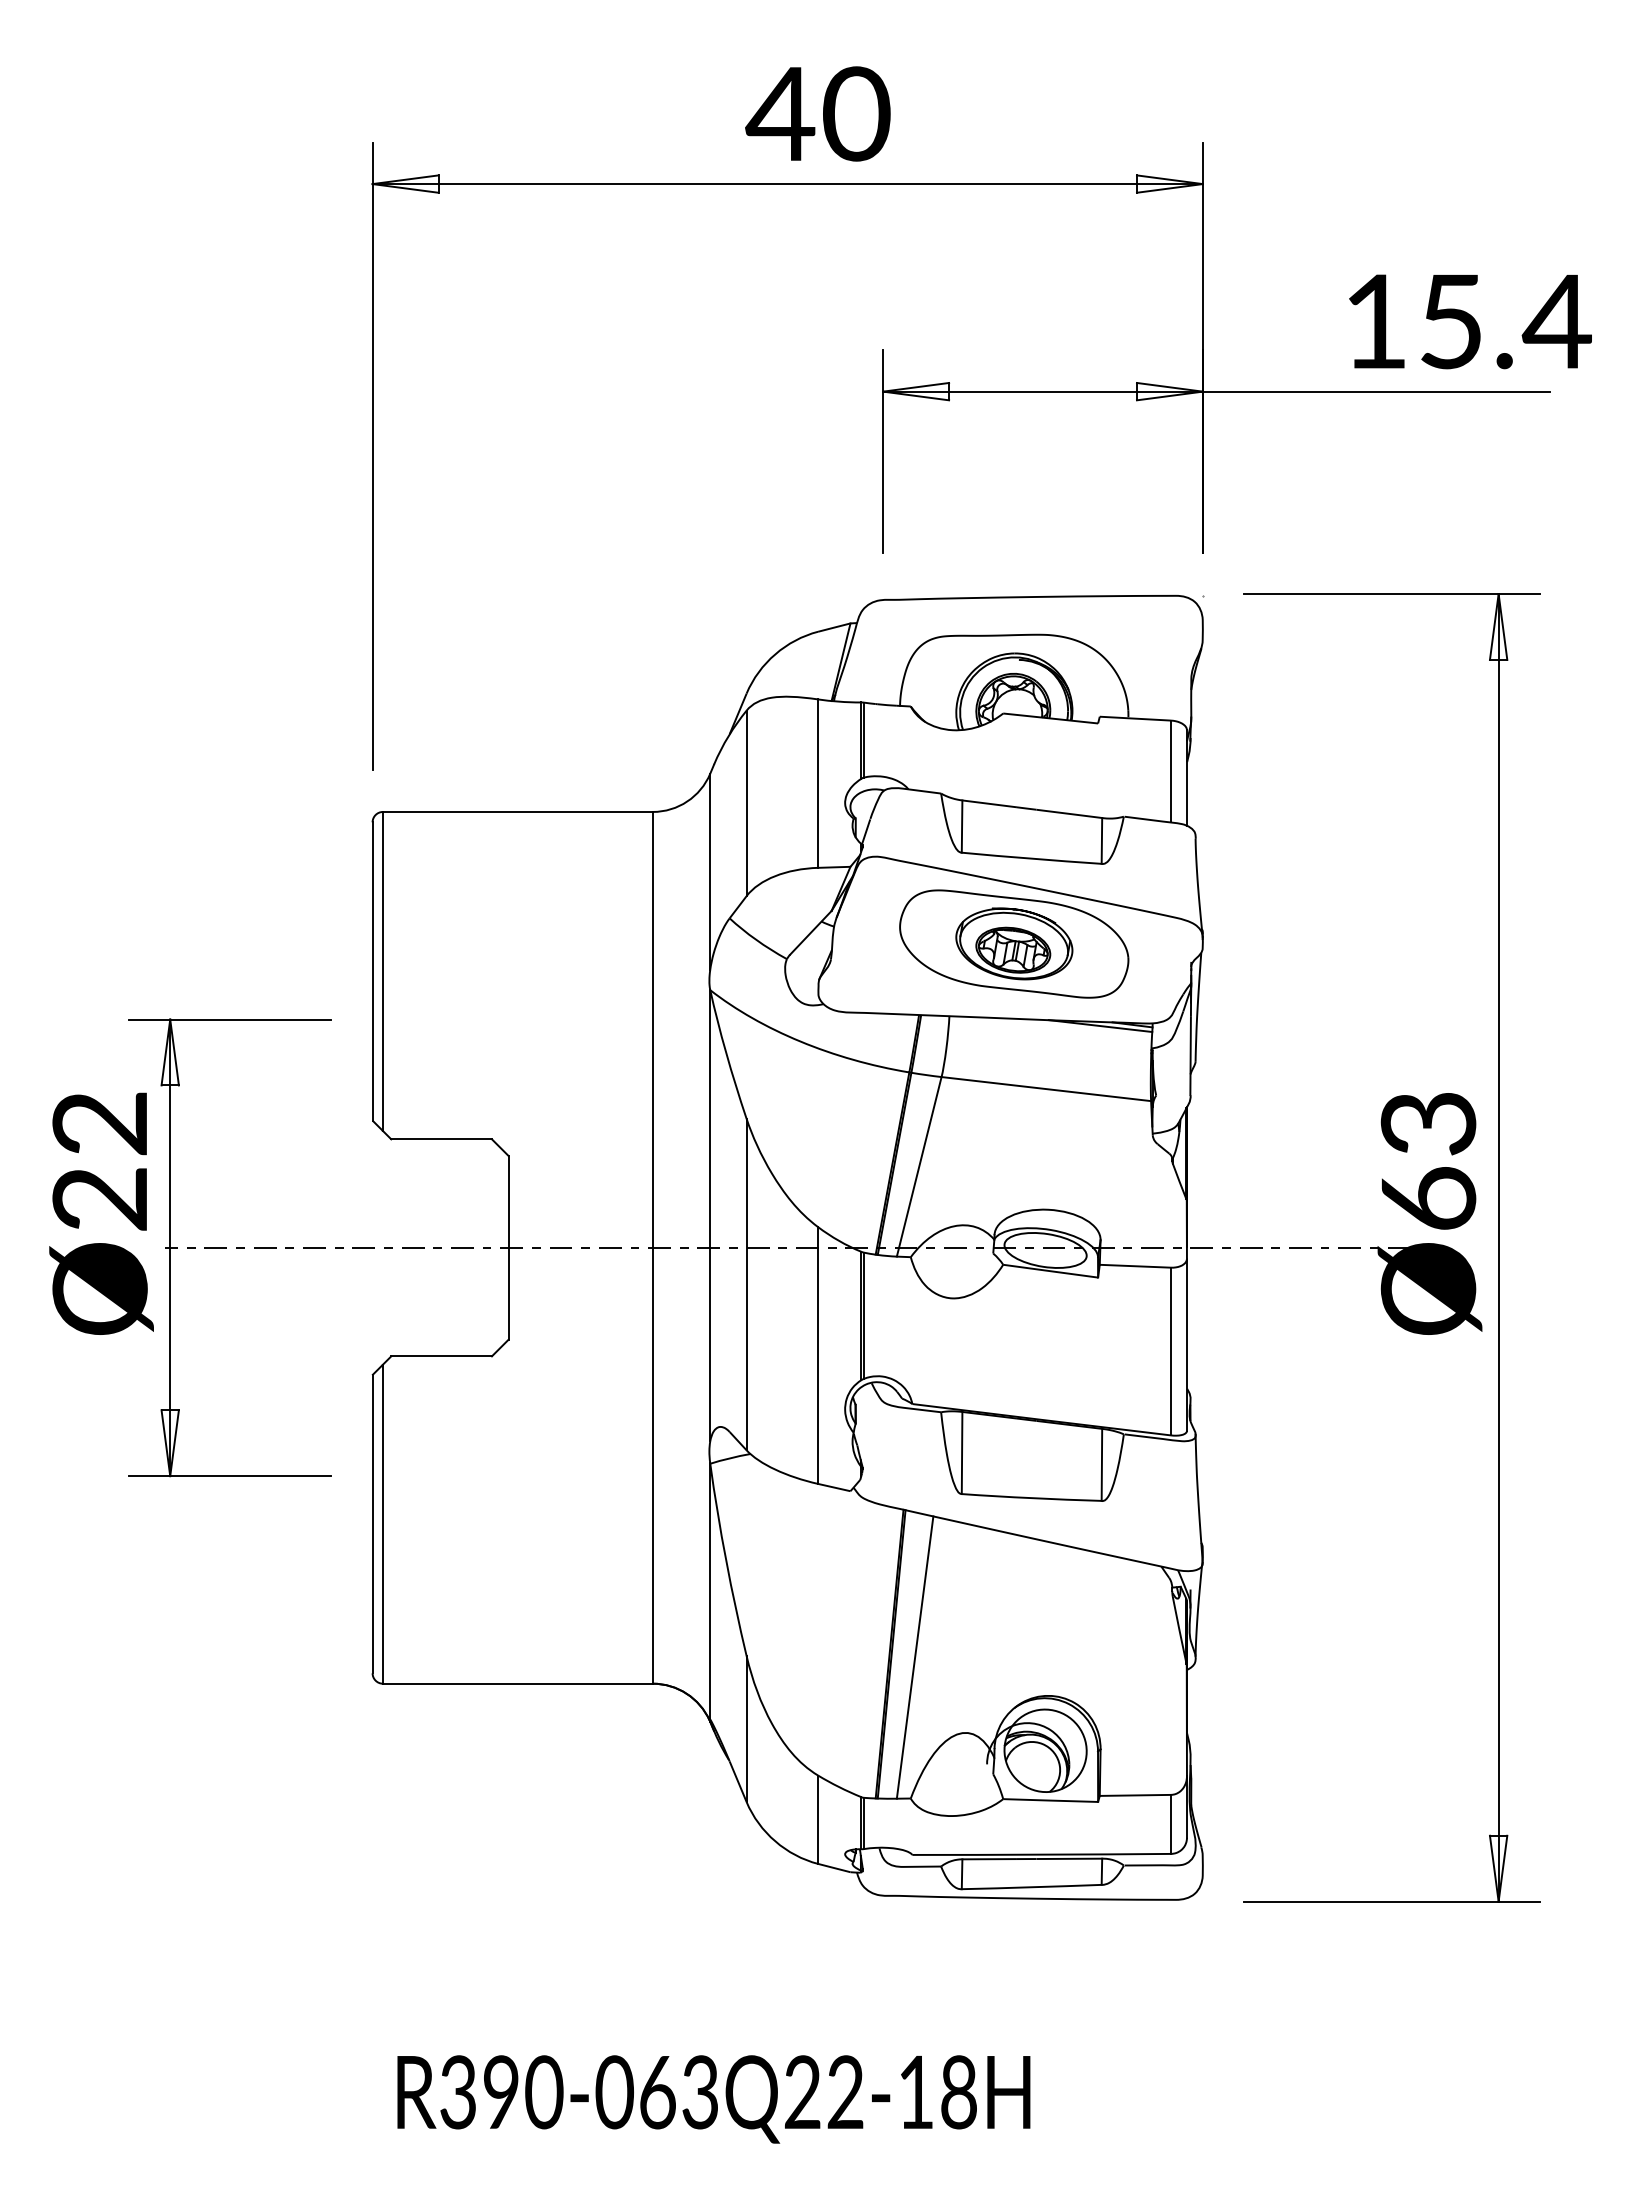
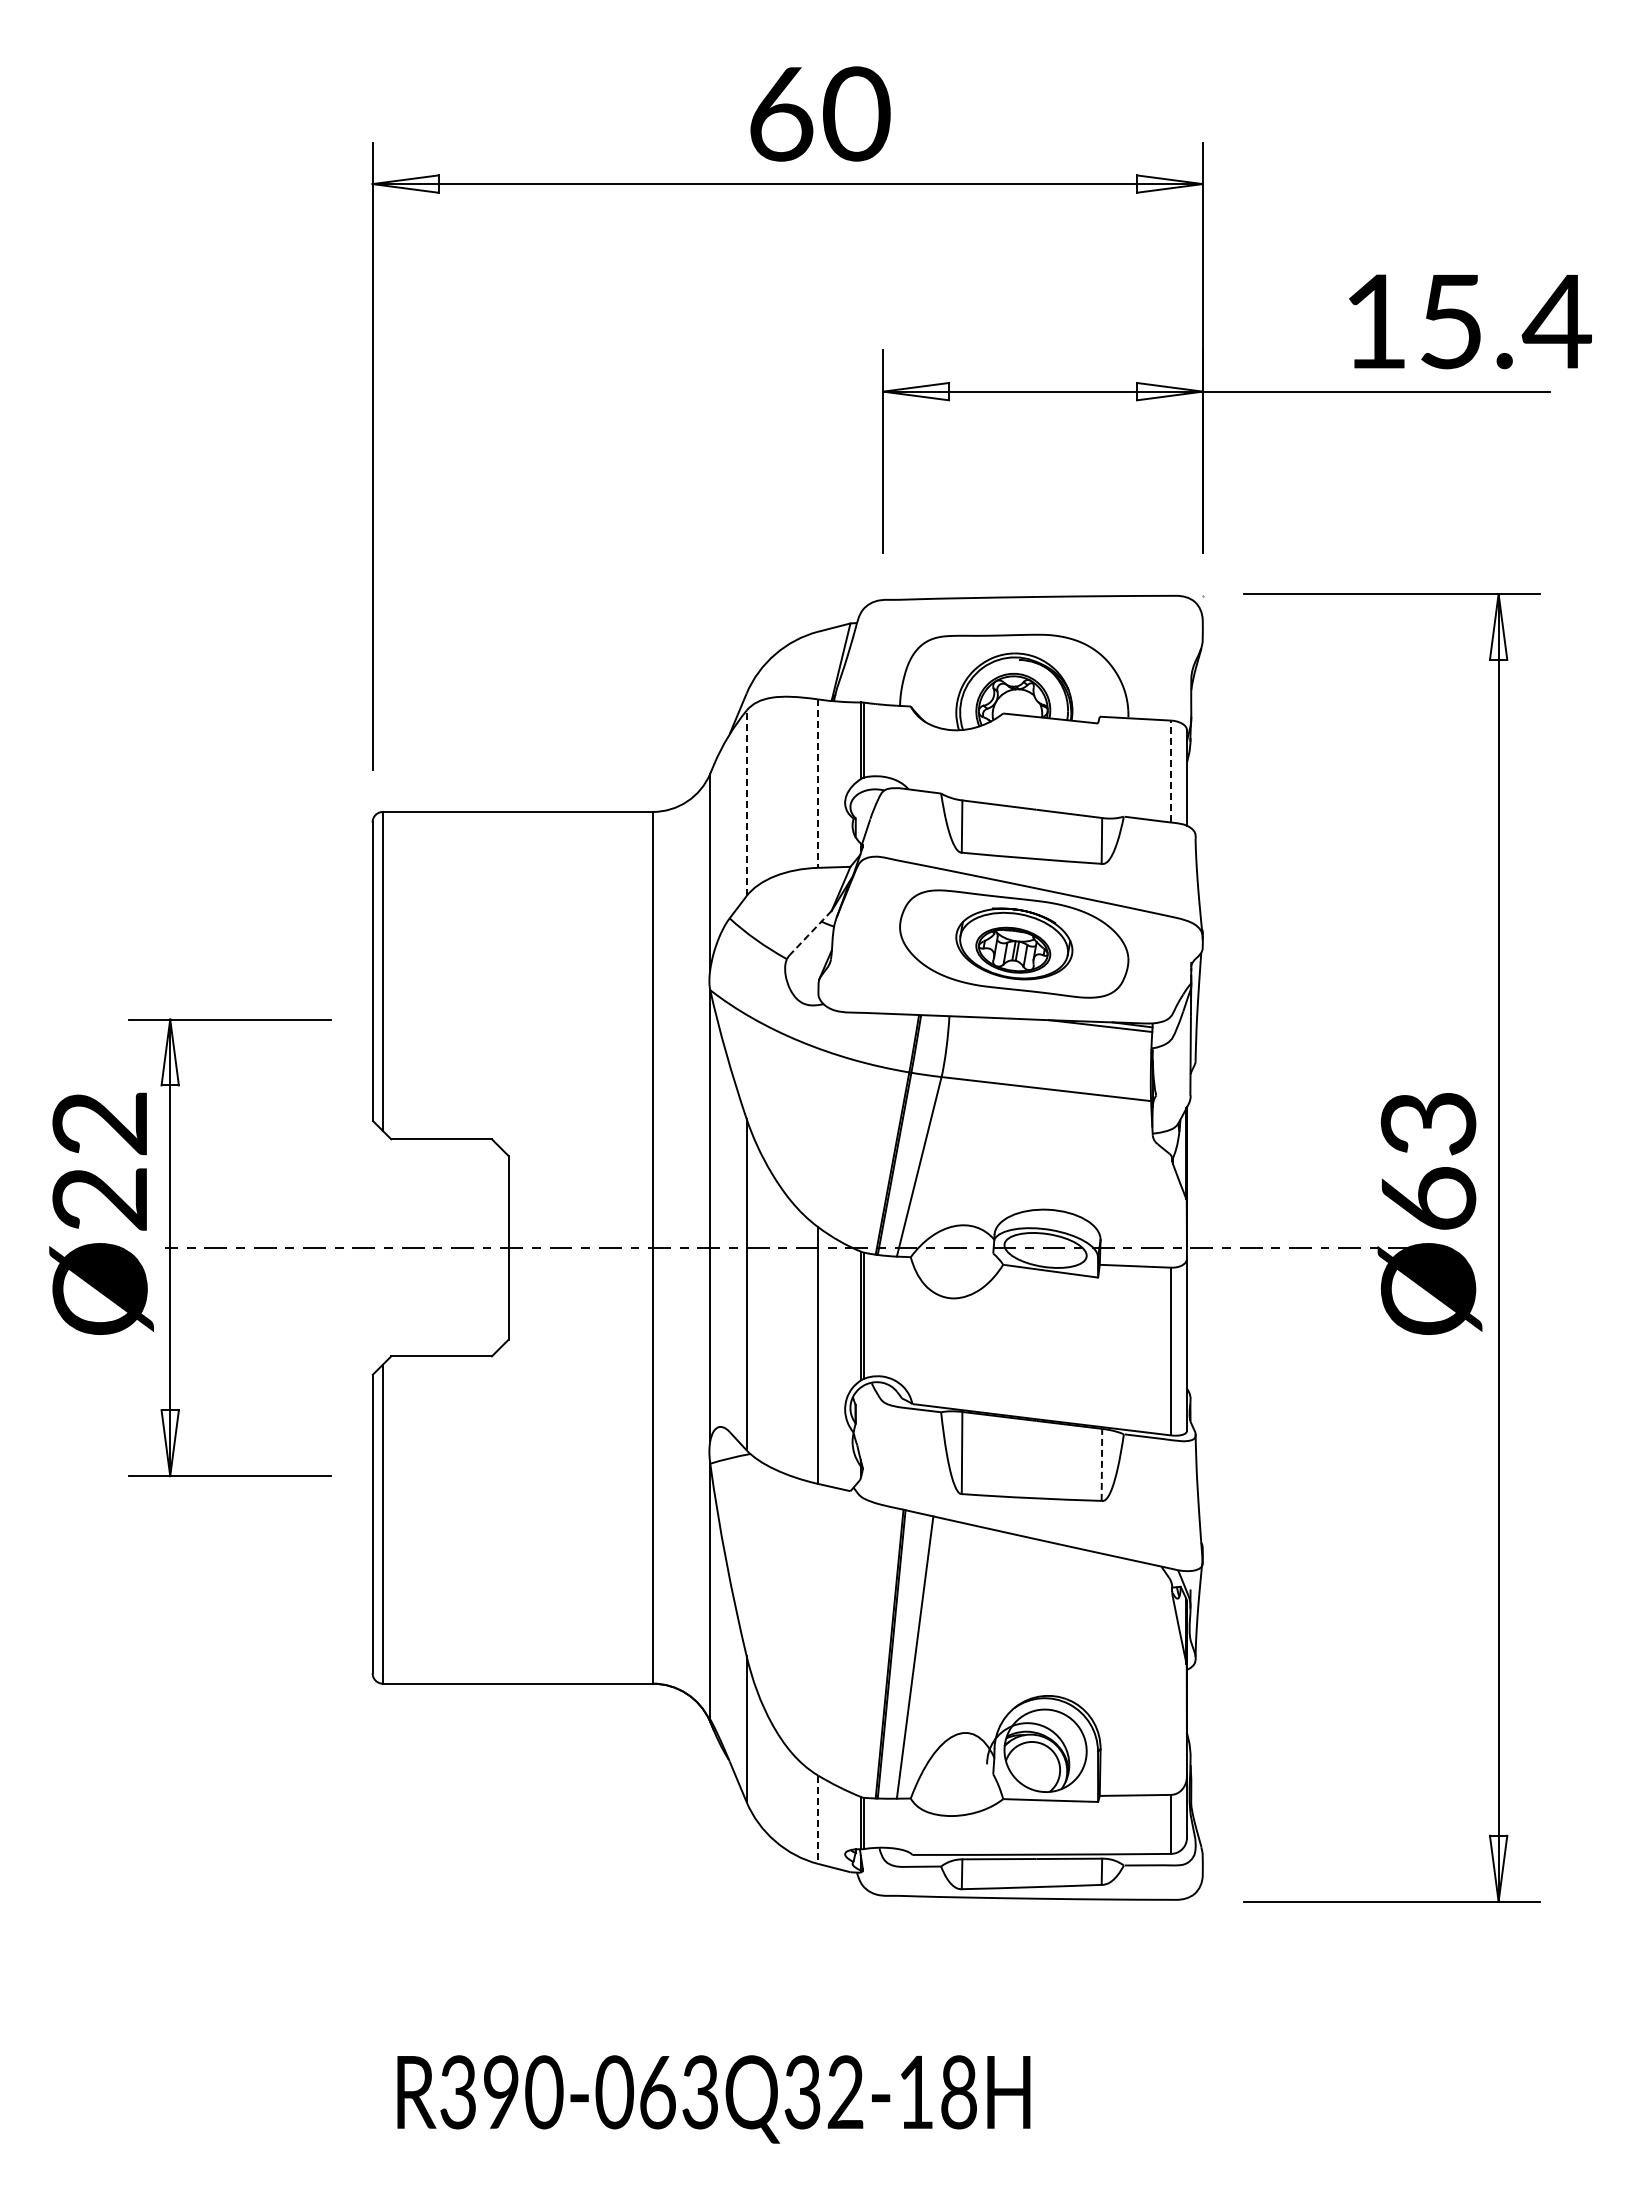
text: 40 -> 60 (780, 114)
line: solid -> dashed (1171, 771)
line: solid -> dashed (818, 784)
line: solid -> dashed (746, 803)
line: solid -> dashed (810, 933)
line: solid -> dashed (1101, 1464)
line: solid -> dashed (818, 1820)
text: R390-063Q22-18H -> R390-063Q32-18H (802, 2092)
